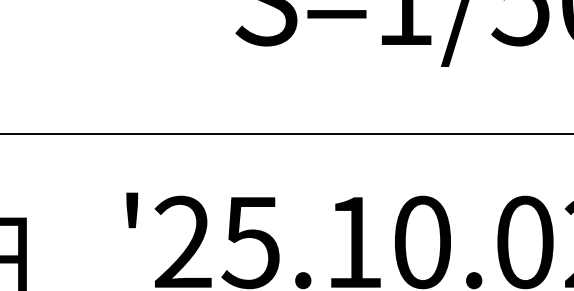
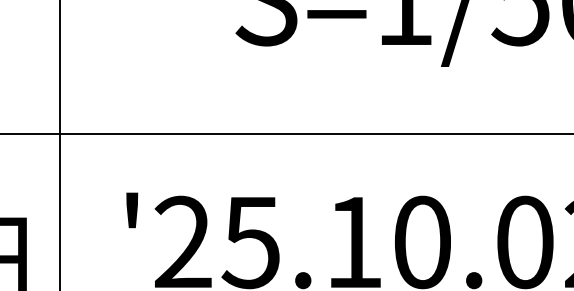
line: none -> present (60, 144)
